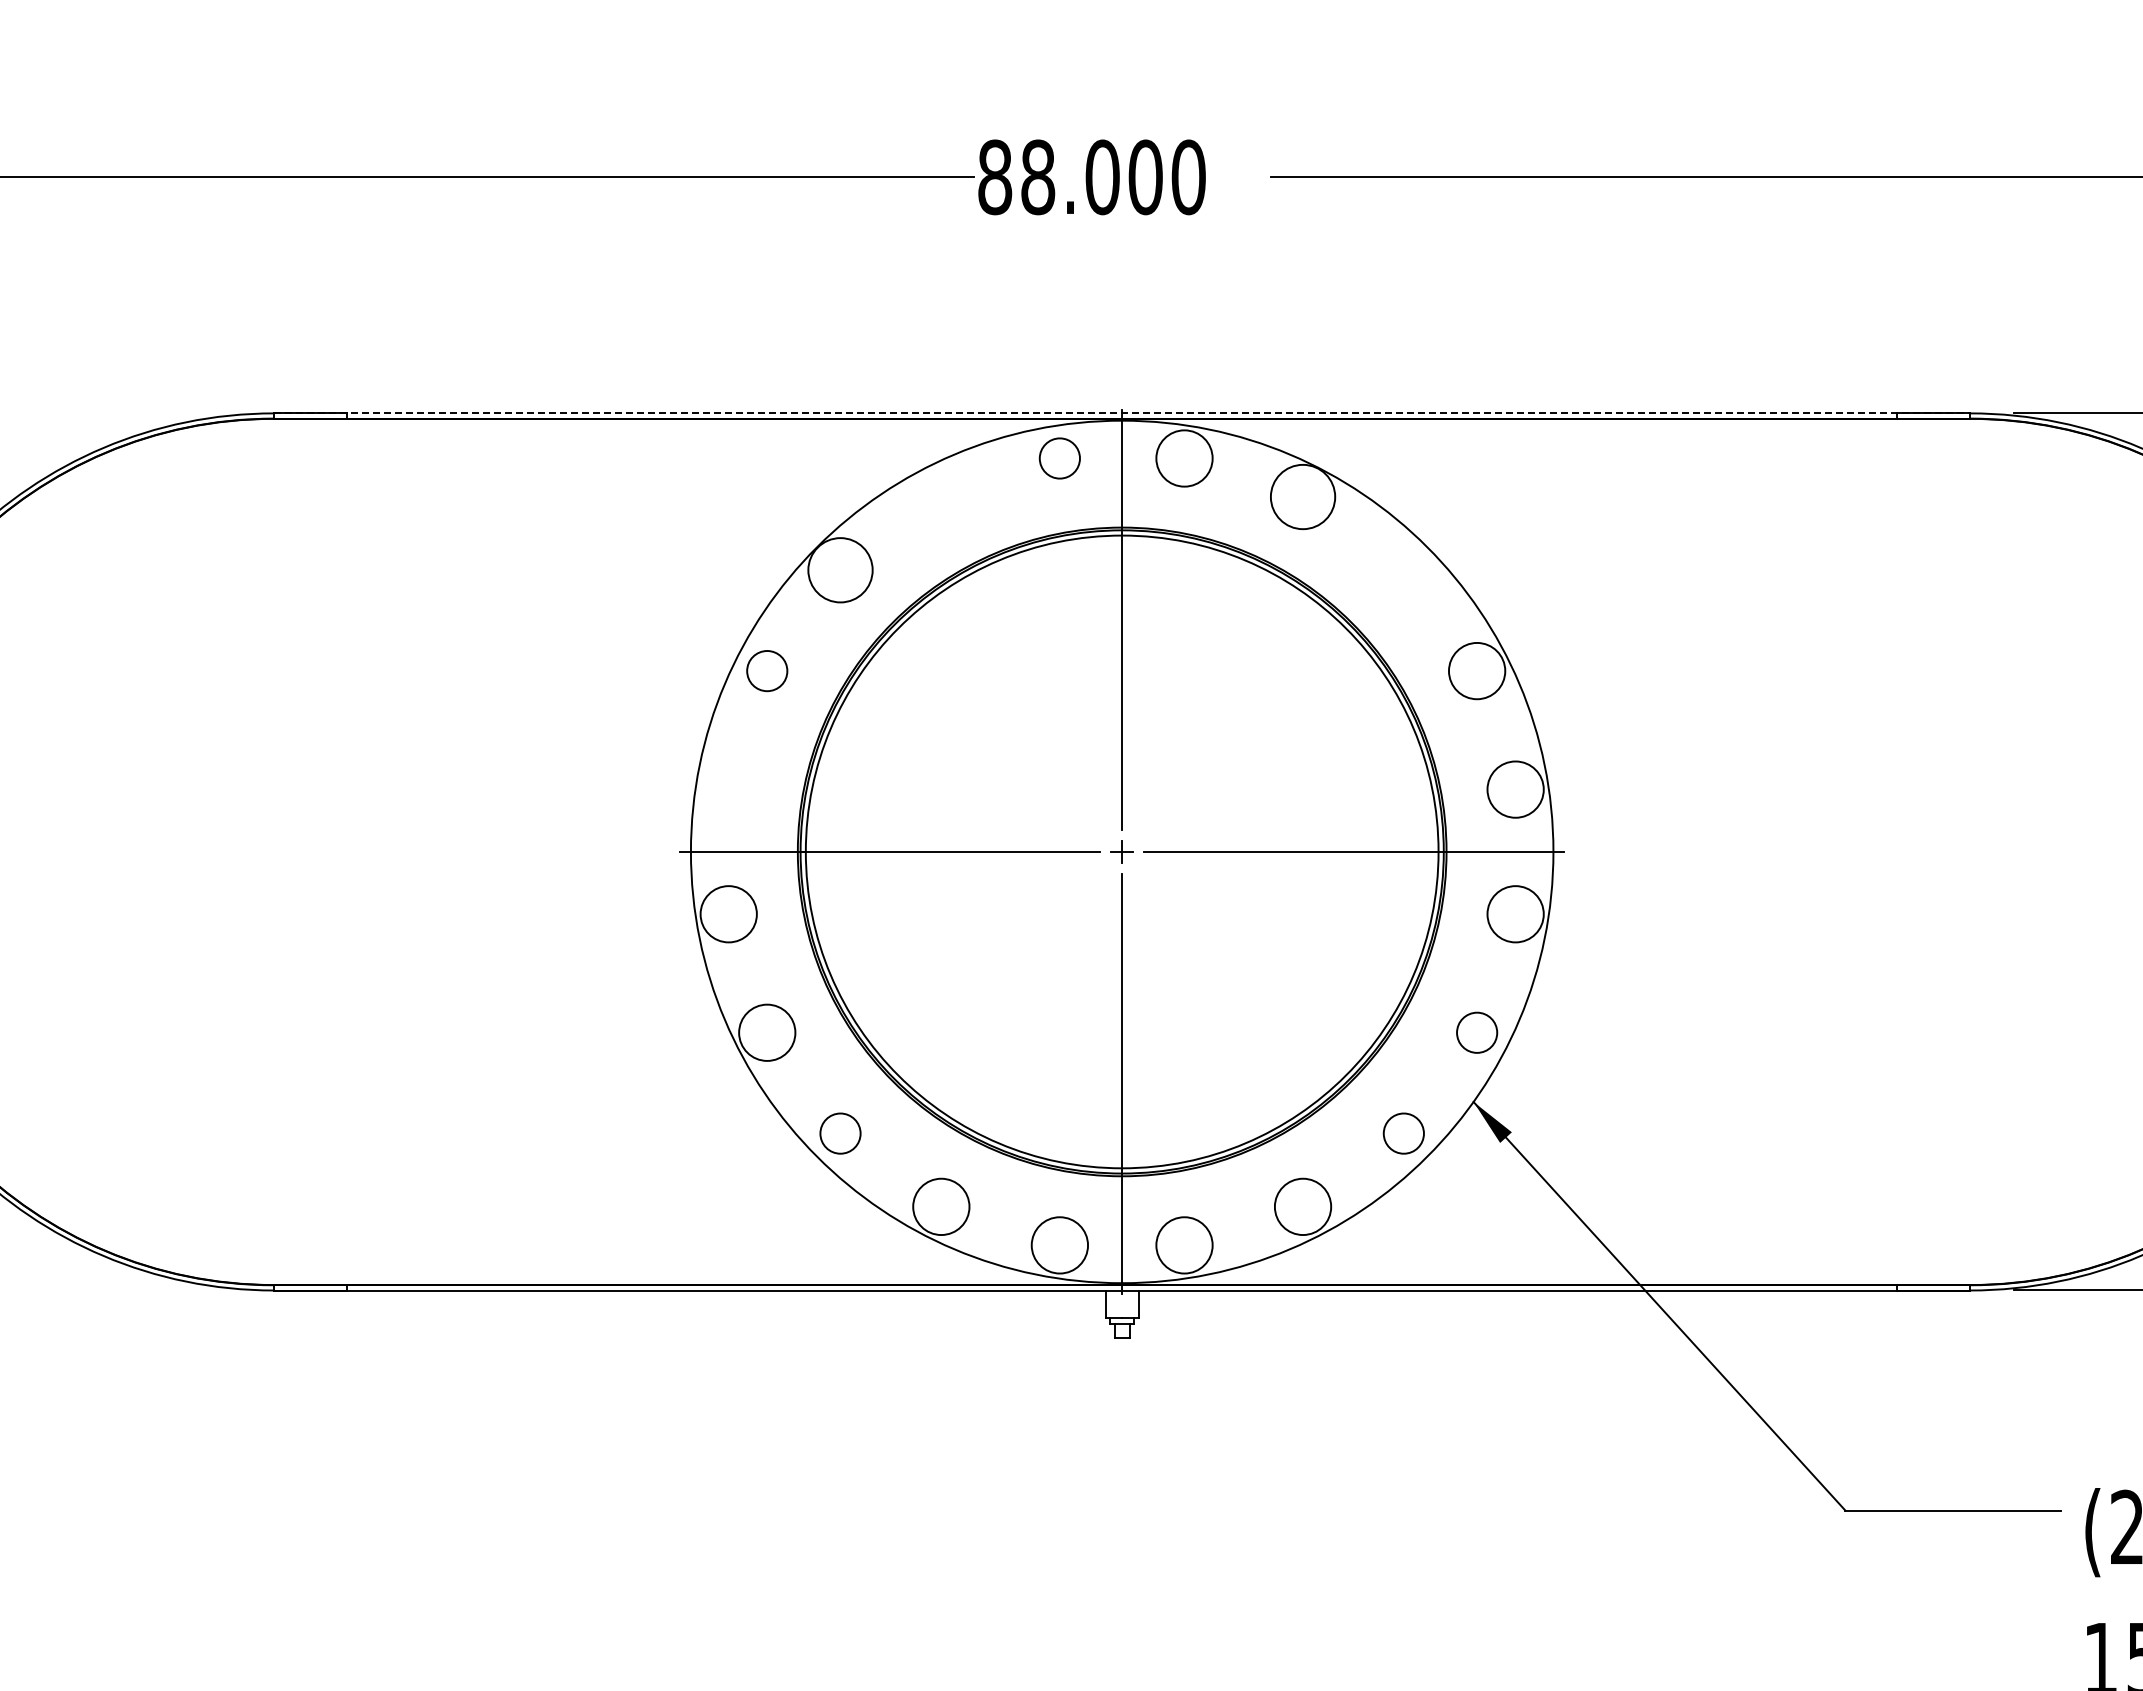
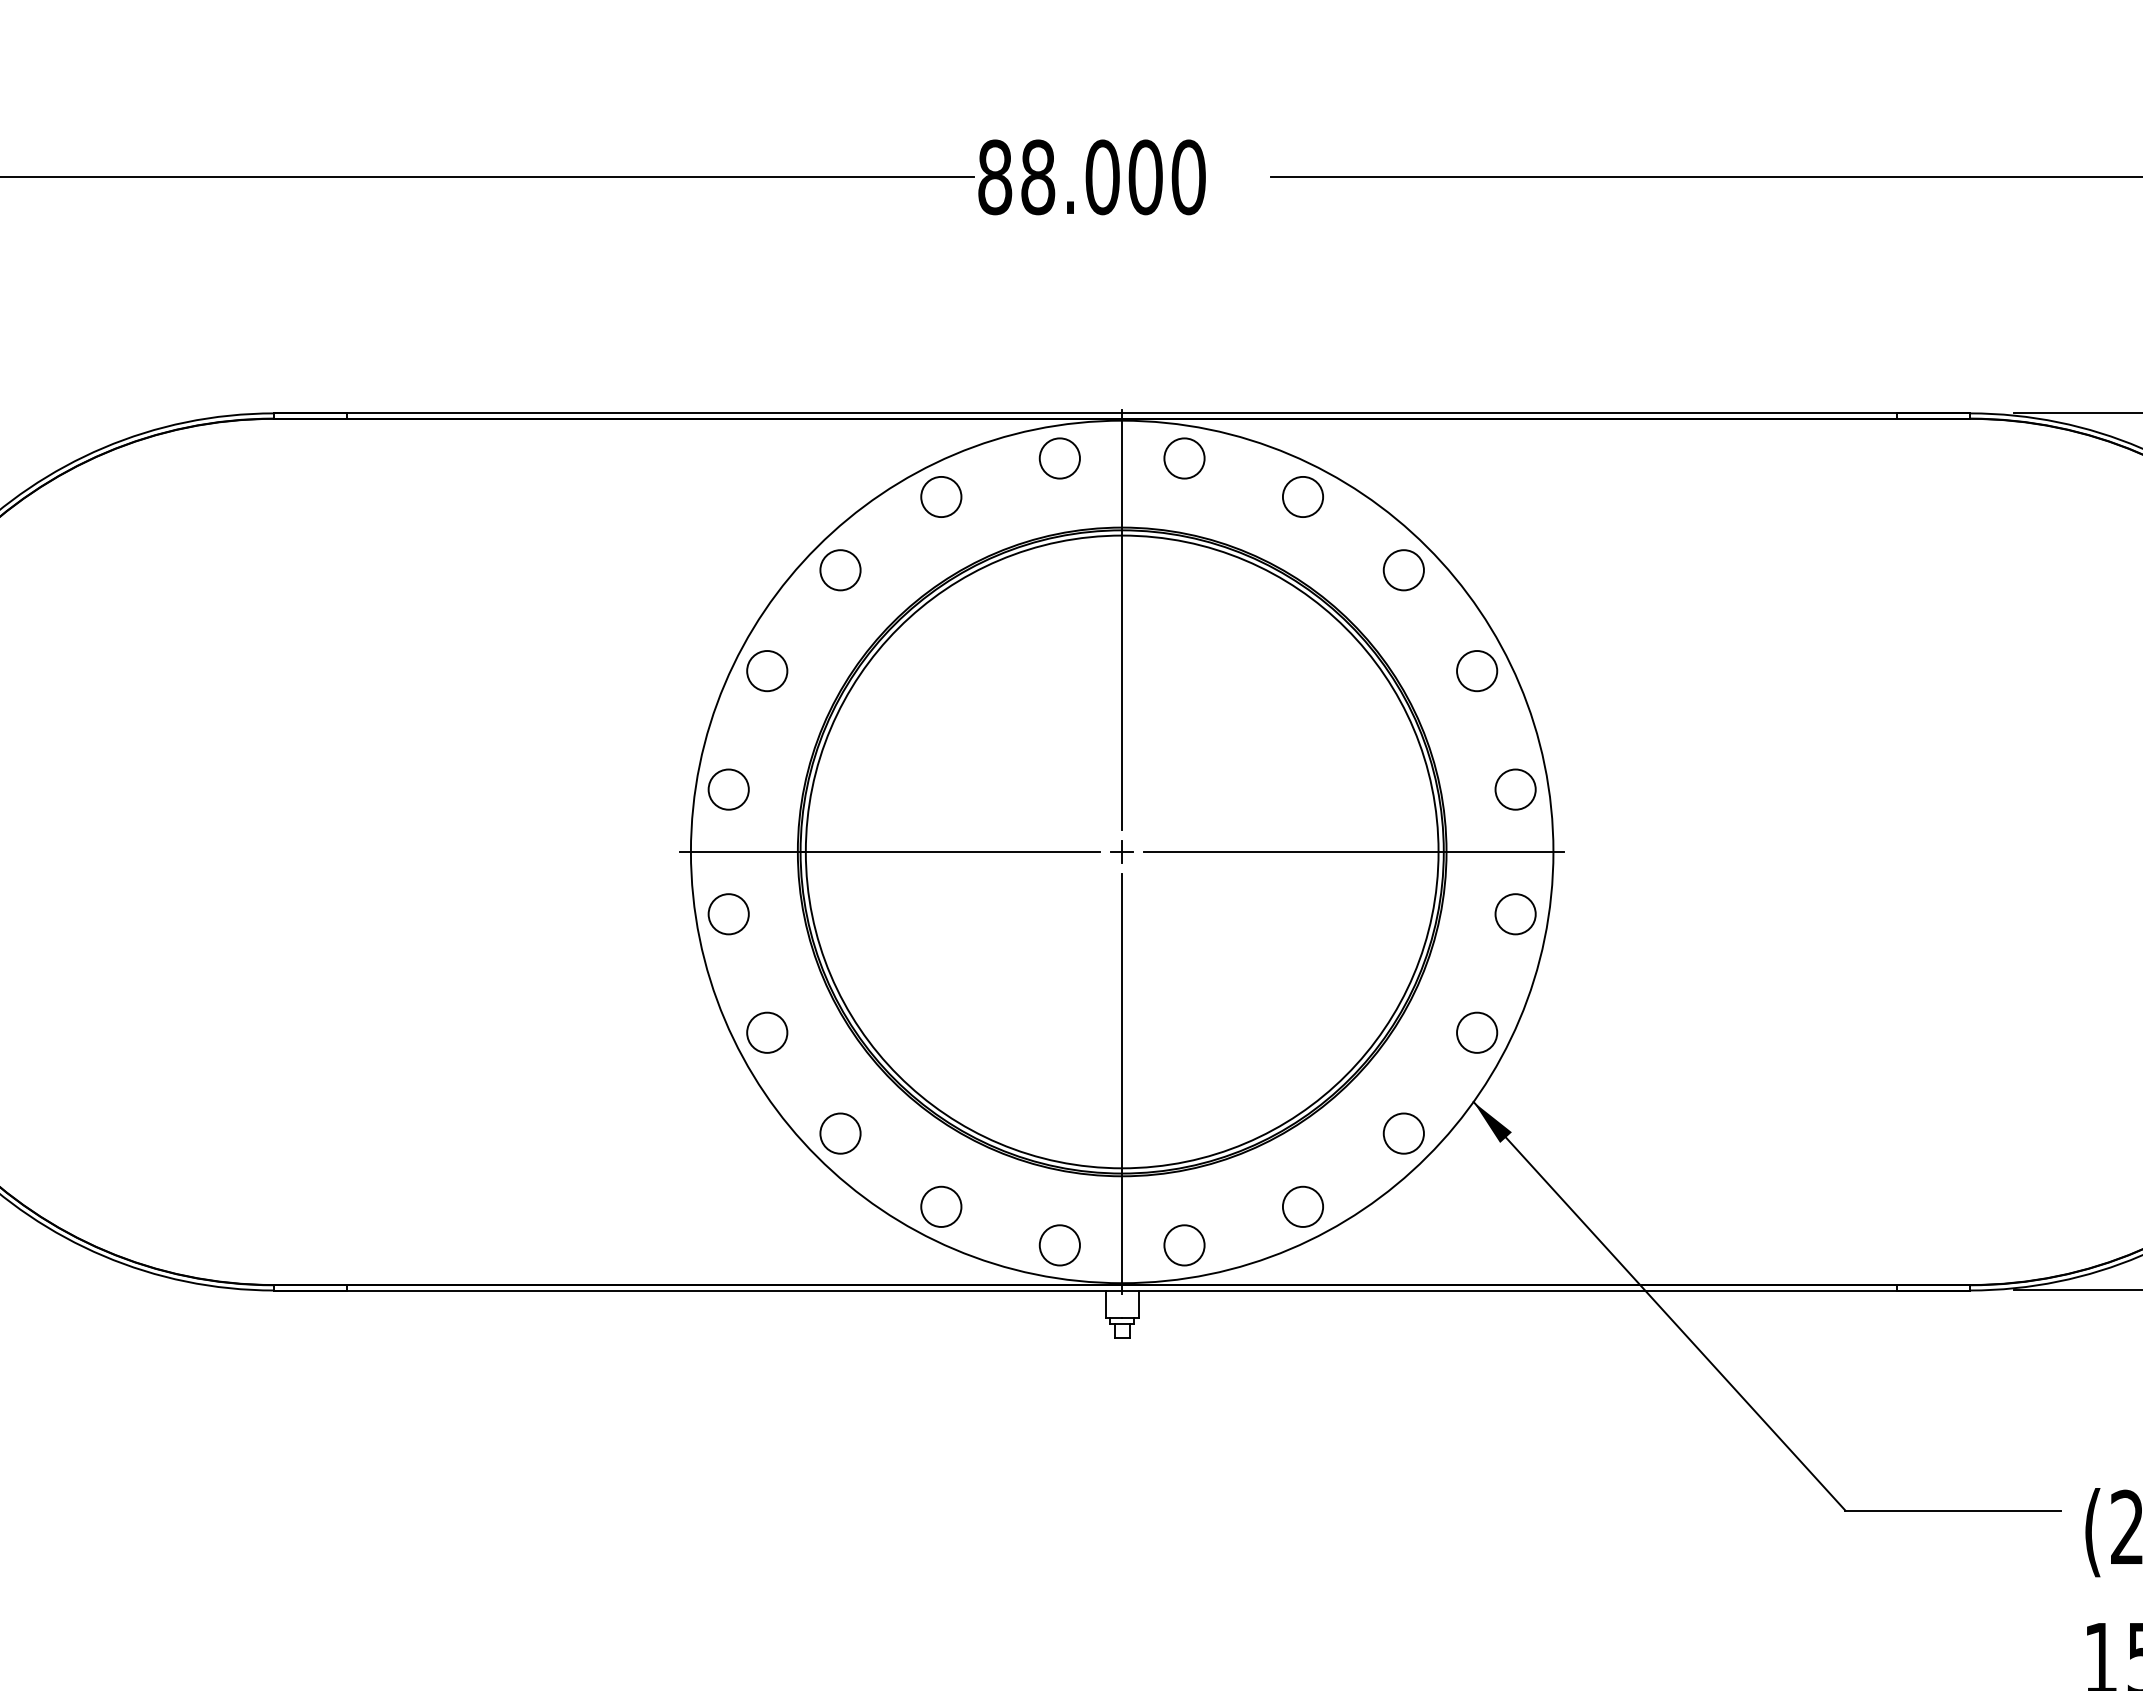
line: dashed -> solid (1122, 413)
circle diameter: 56 px -> 40 px (1184, 458)
circle: none -> present (941, 496)
circle diameter: 64 px -> 40 px (1302, 496)
circle diameter: 64 px -> 40 px (840, 570)
circle: none -> present (1403, 570)
circle diameter: 56 px -> 40 px (1477, 671)
circle: none -> present (728, 789)
circle diameter: 56 px -> 40 px (1515, 789)
circle diameter: 56 px -> 40 px (728, 914)
circle diameter: 56 px -> 40 px (1515, 914)
circle diameter: 56 px -> 40 px (767, 1032)
circle diameter: 56 px -> 40 px (941, 1206)
circle diameter: 56 px -> 40 px (1302, 1206)
circle diameter: 56 px -> 40 px (1059, 1245)
circle diameter: 56 px -> 40 px (1184, 1245)
